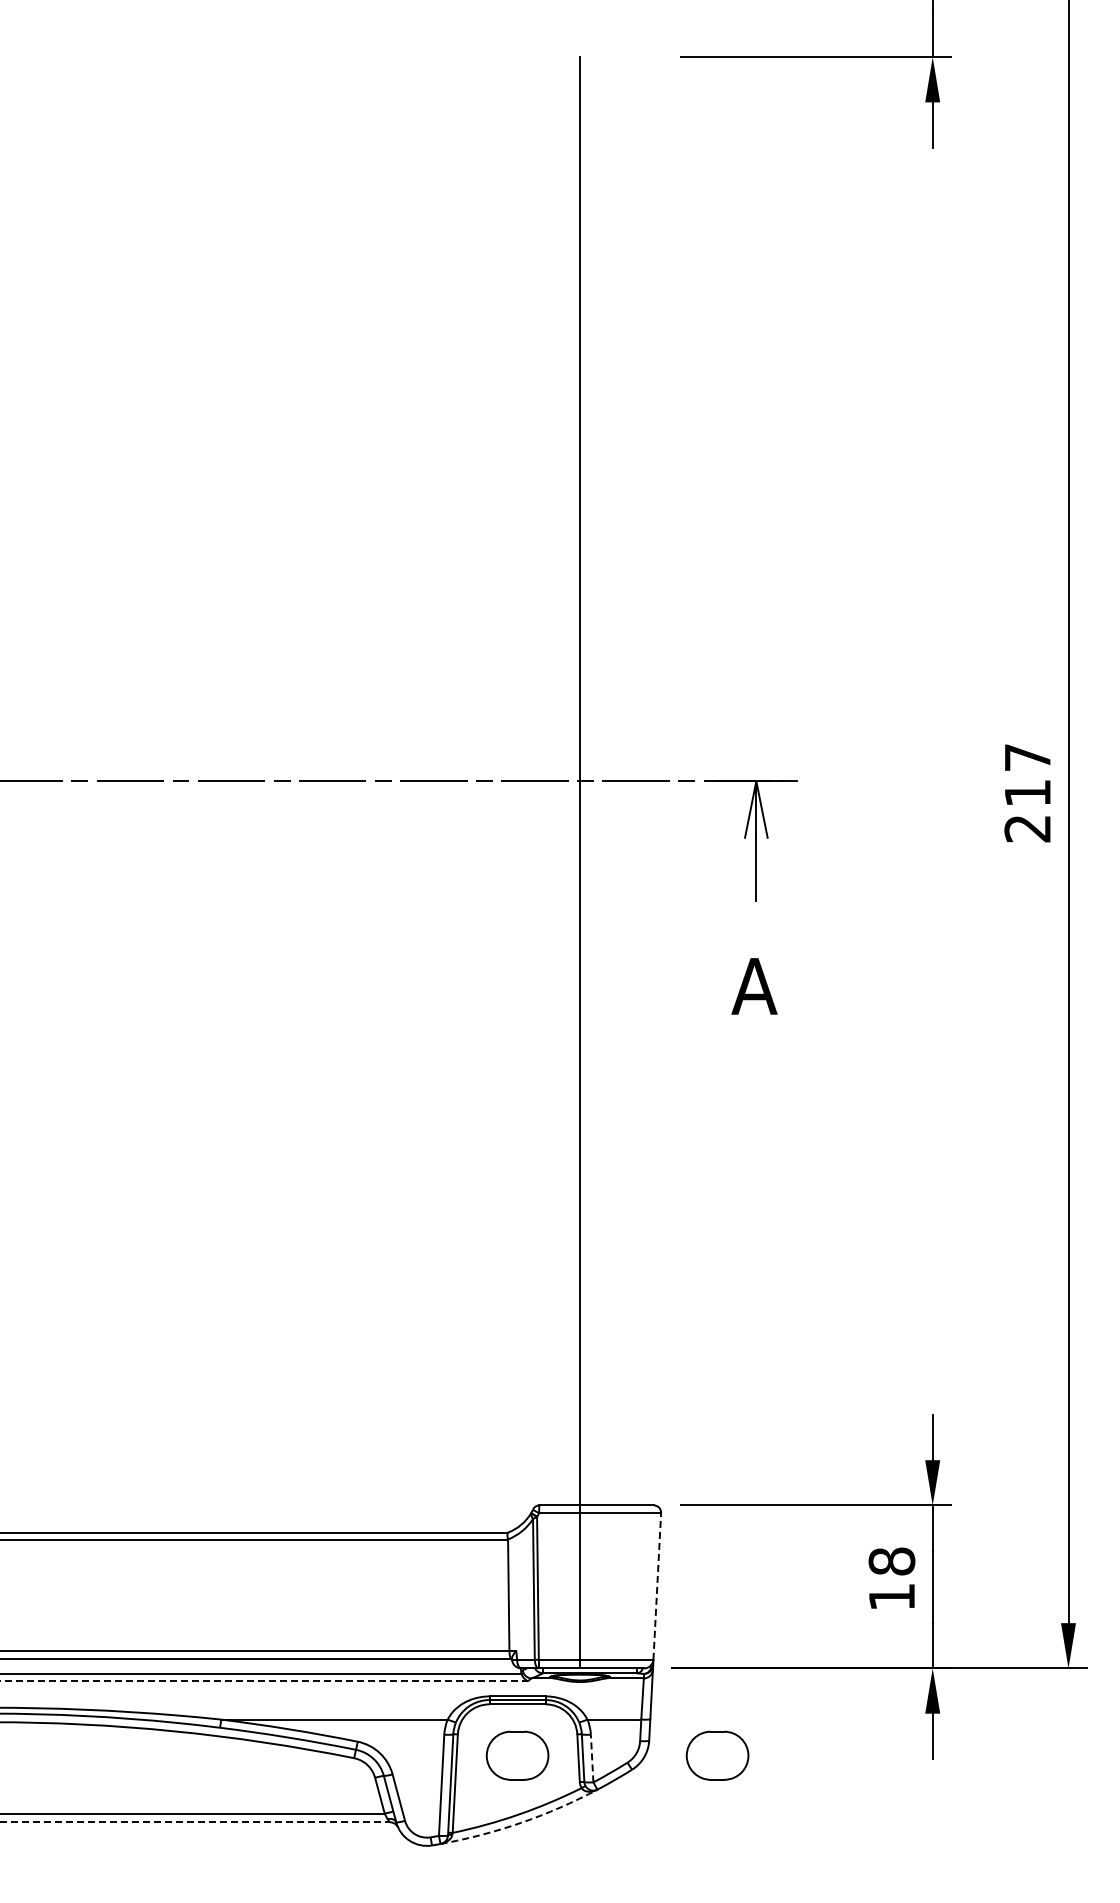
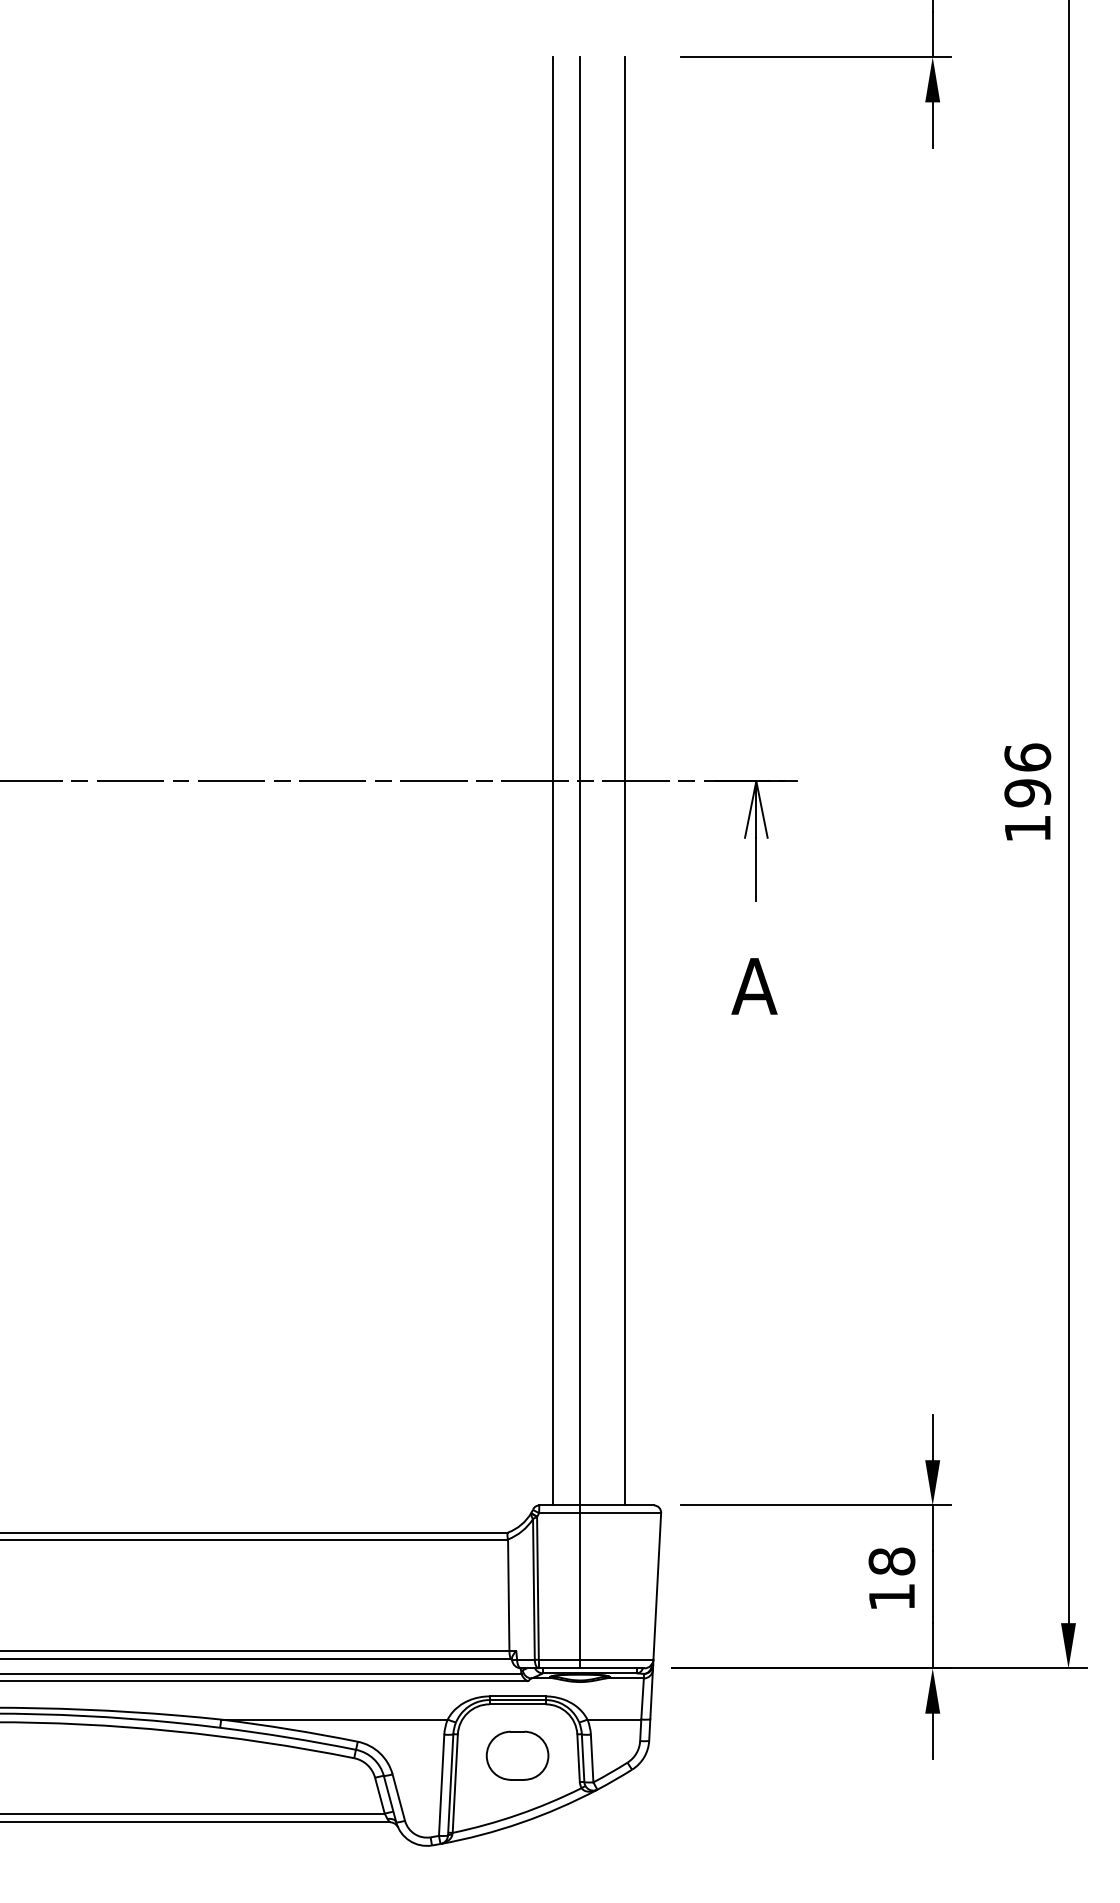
line: none -> present (552, 781)
line: none -> present (625, 781)
text: 217 -> 196 (1027, 792)
line: dashed -> solid (657, 1585)
line: dashed -> solid (264, 1681)
part: present -> none (717, 1755)
line: dashed -> solid (592, 1758)
line: dashed -> solid (195, 1822)
arc: dashed -> solid (521, 1822)
